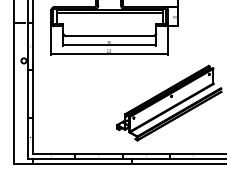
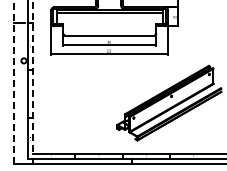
line: solid -> dashed (32, 77)
line: solid -> dashed (13, 81)
